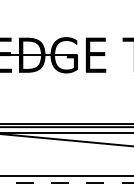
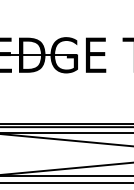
line: none -> present (66, 168)
line: dashed -> solid (66, 182)
